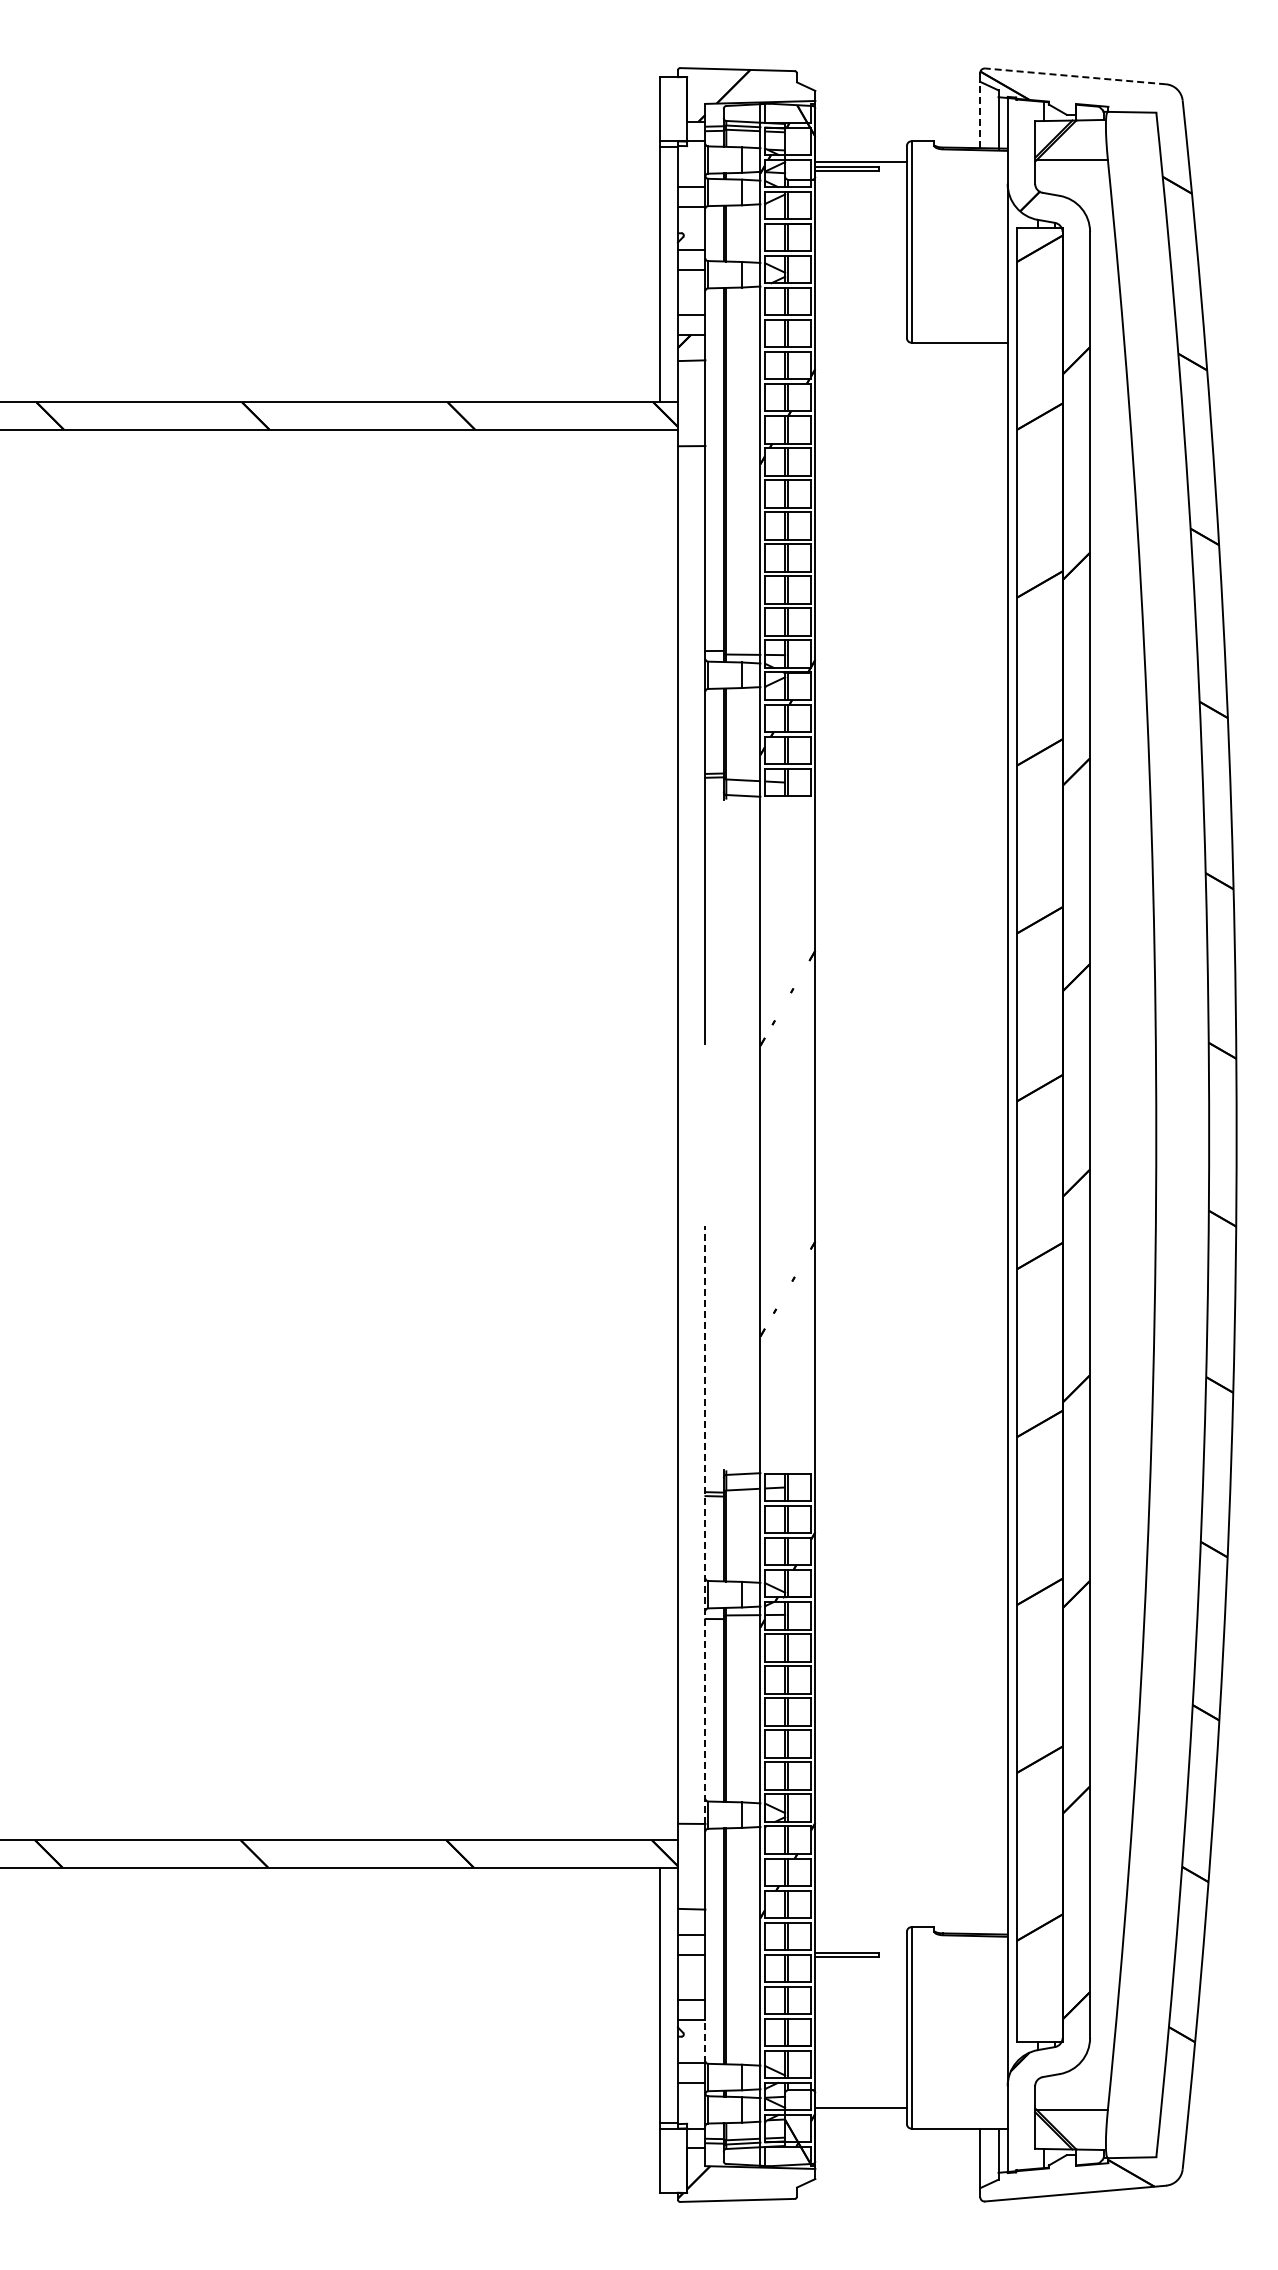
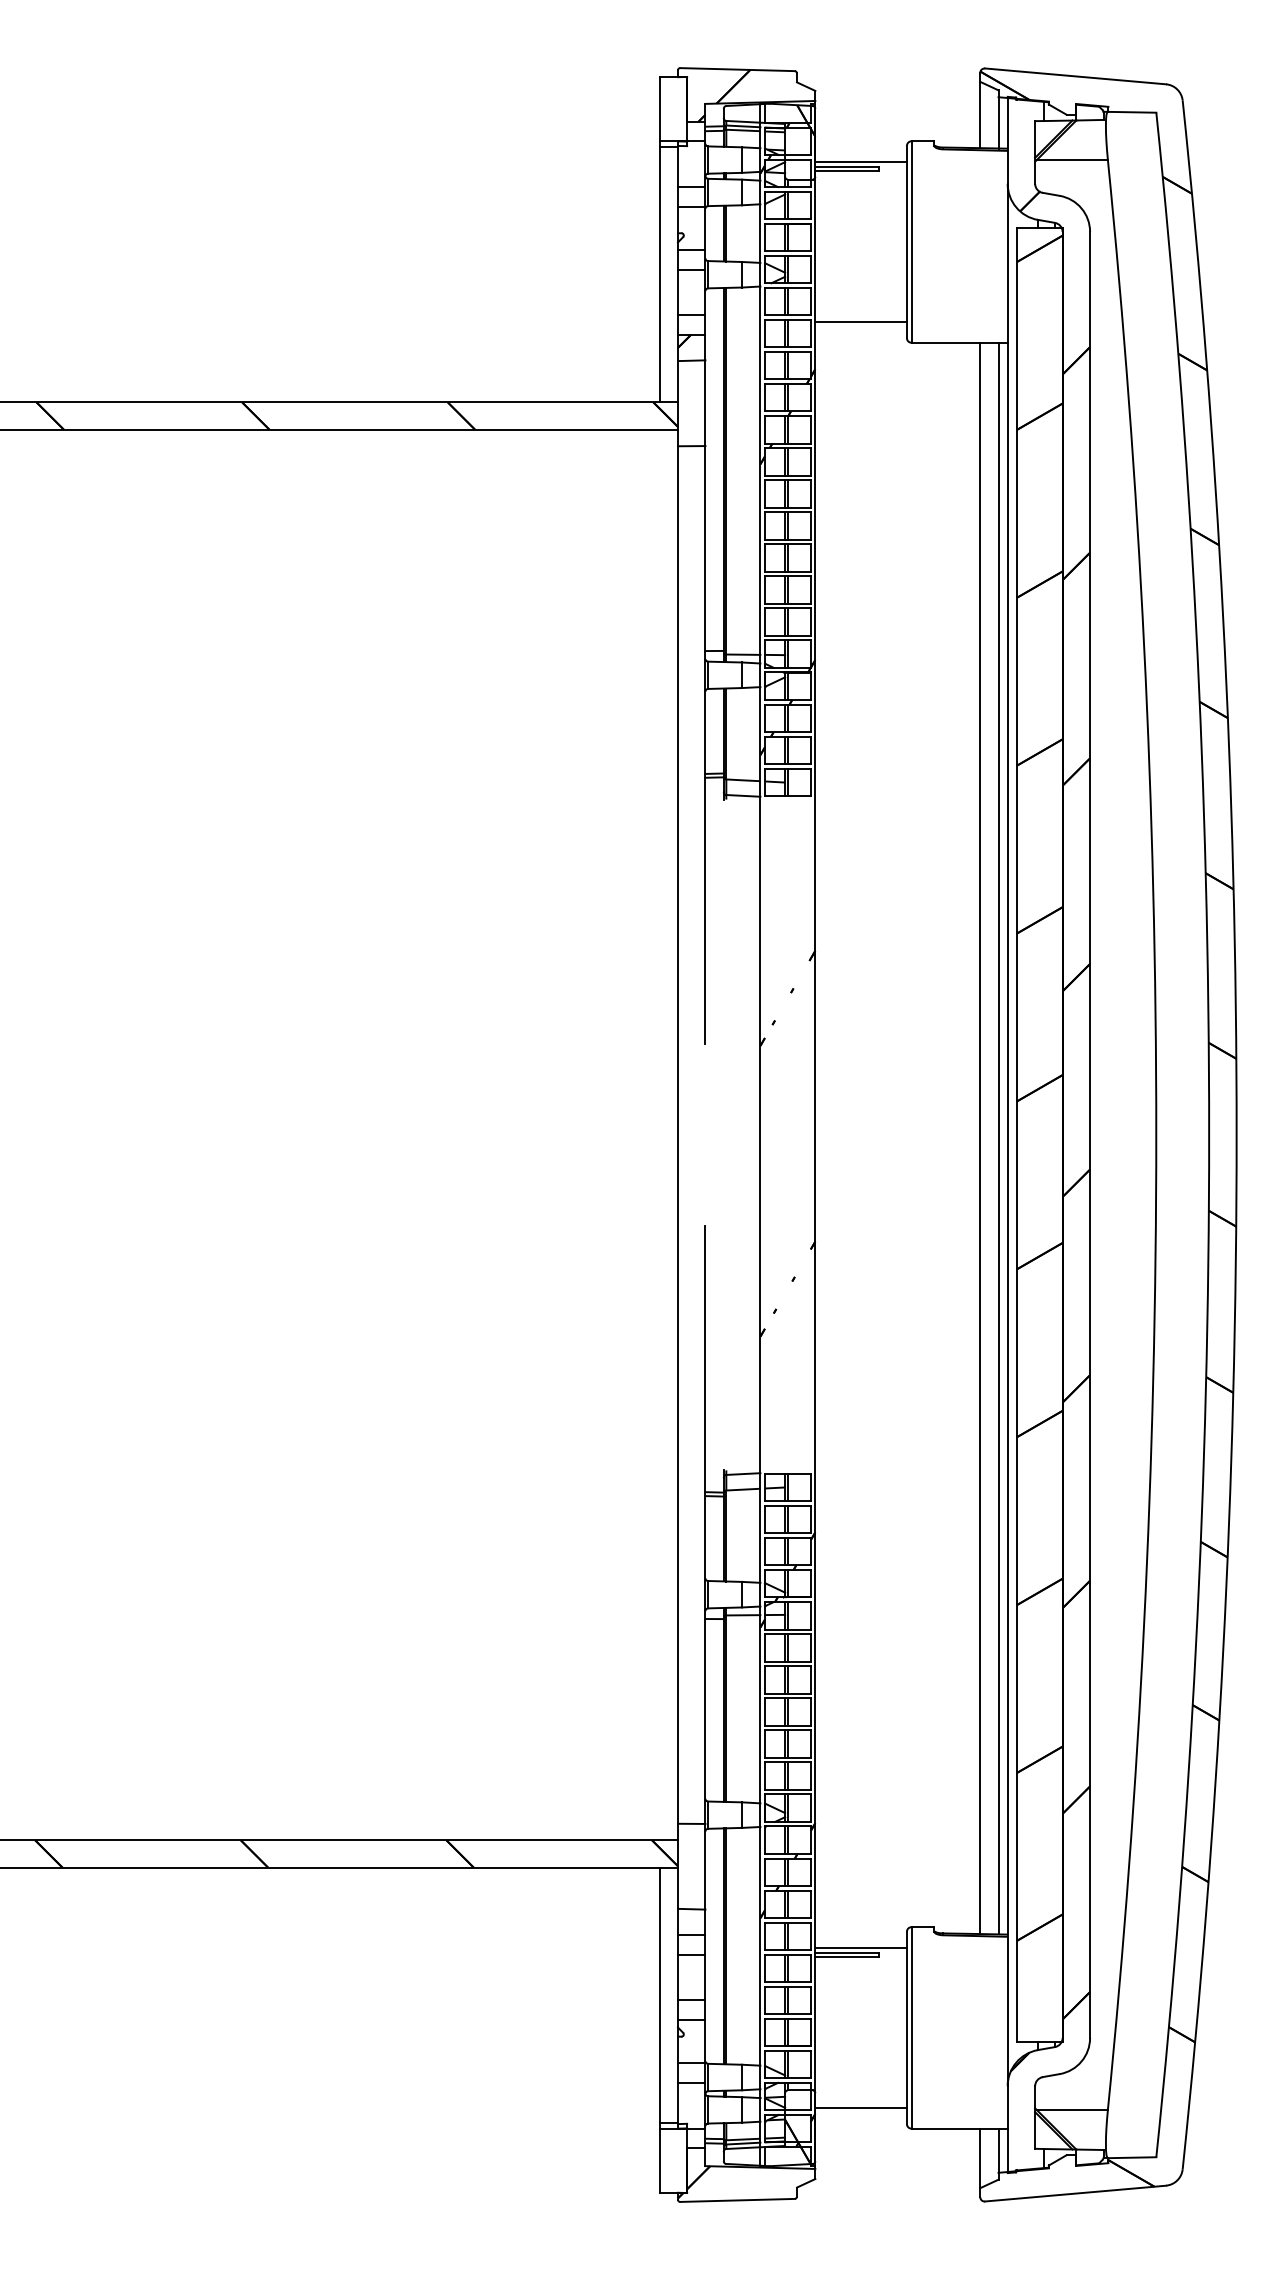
line: dashed -> solid (1075, 76)
line: dashed -> solid (980, 114)
line: none -> present (860, 322)
line: none -> present (980, 1138)
line: none -> present (998, 1138)
line: dashed -> solid (705, 1524)
line: none -> present (860, 1947)
line: dashed -> solid (705, 2041)
